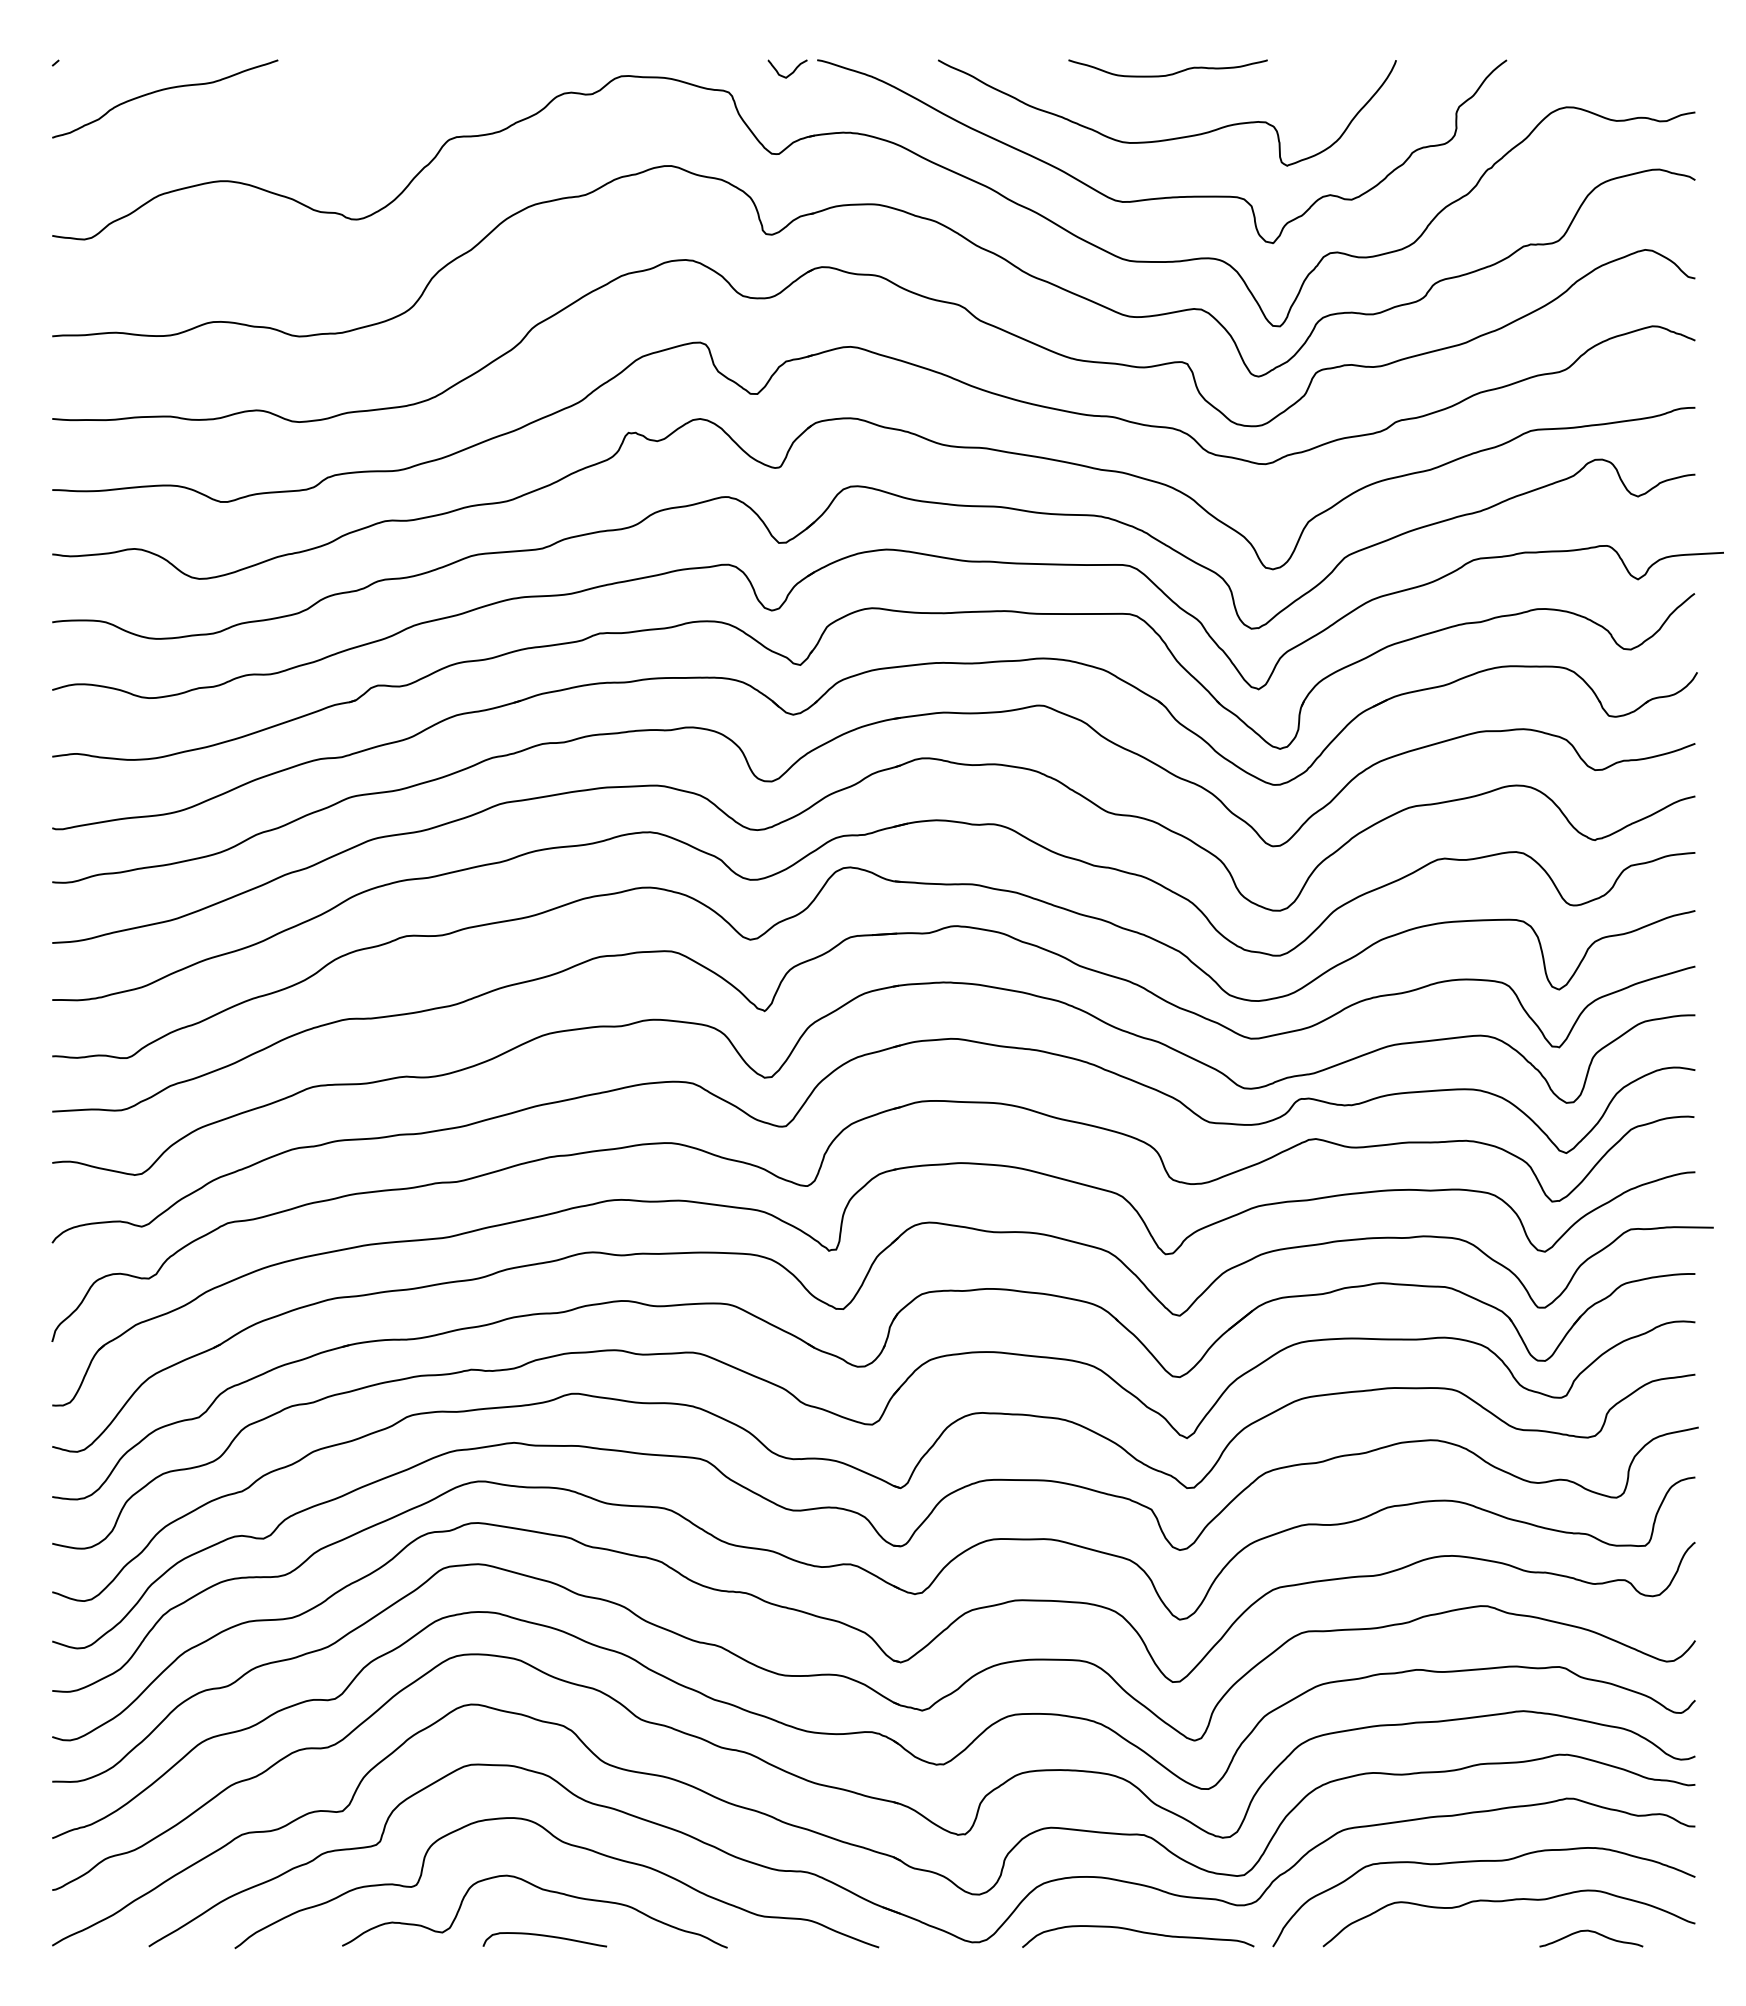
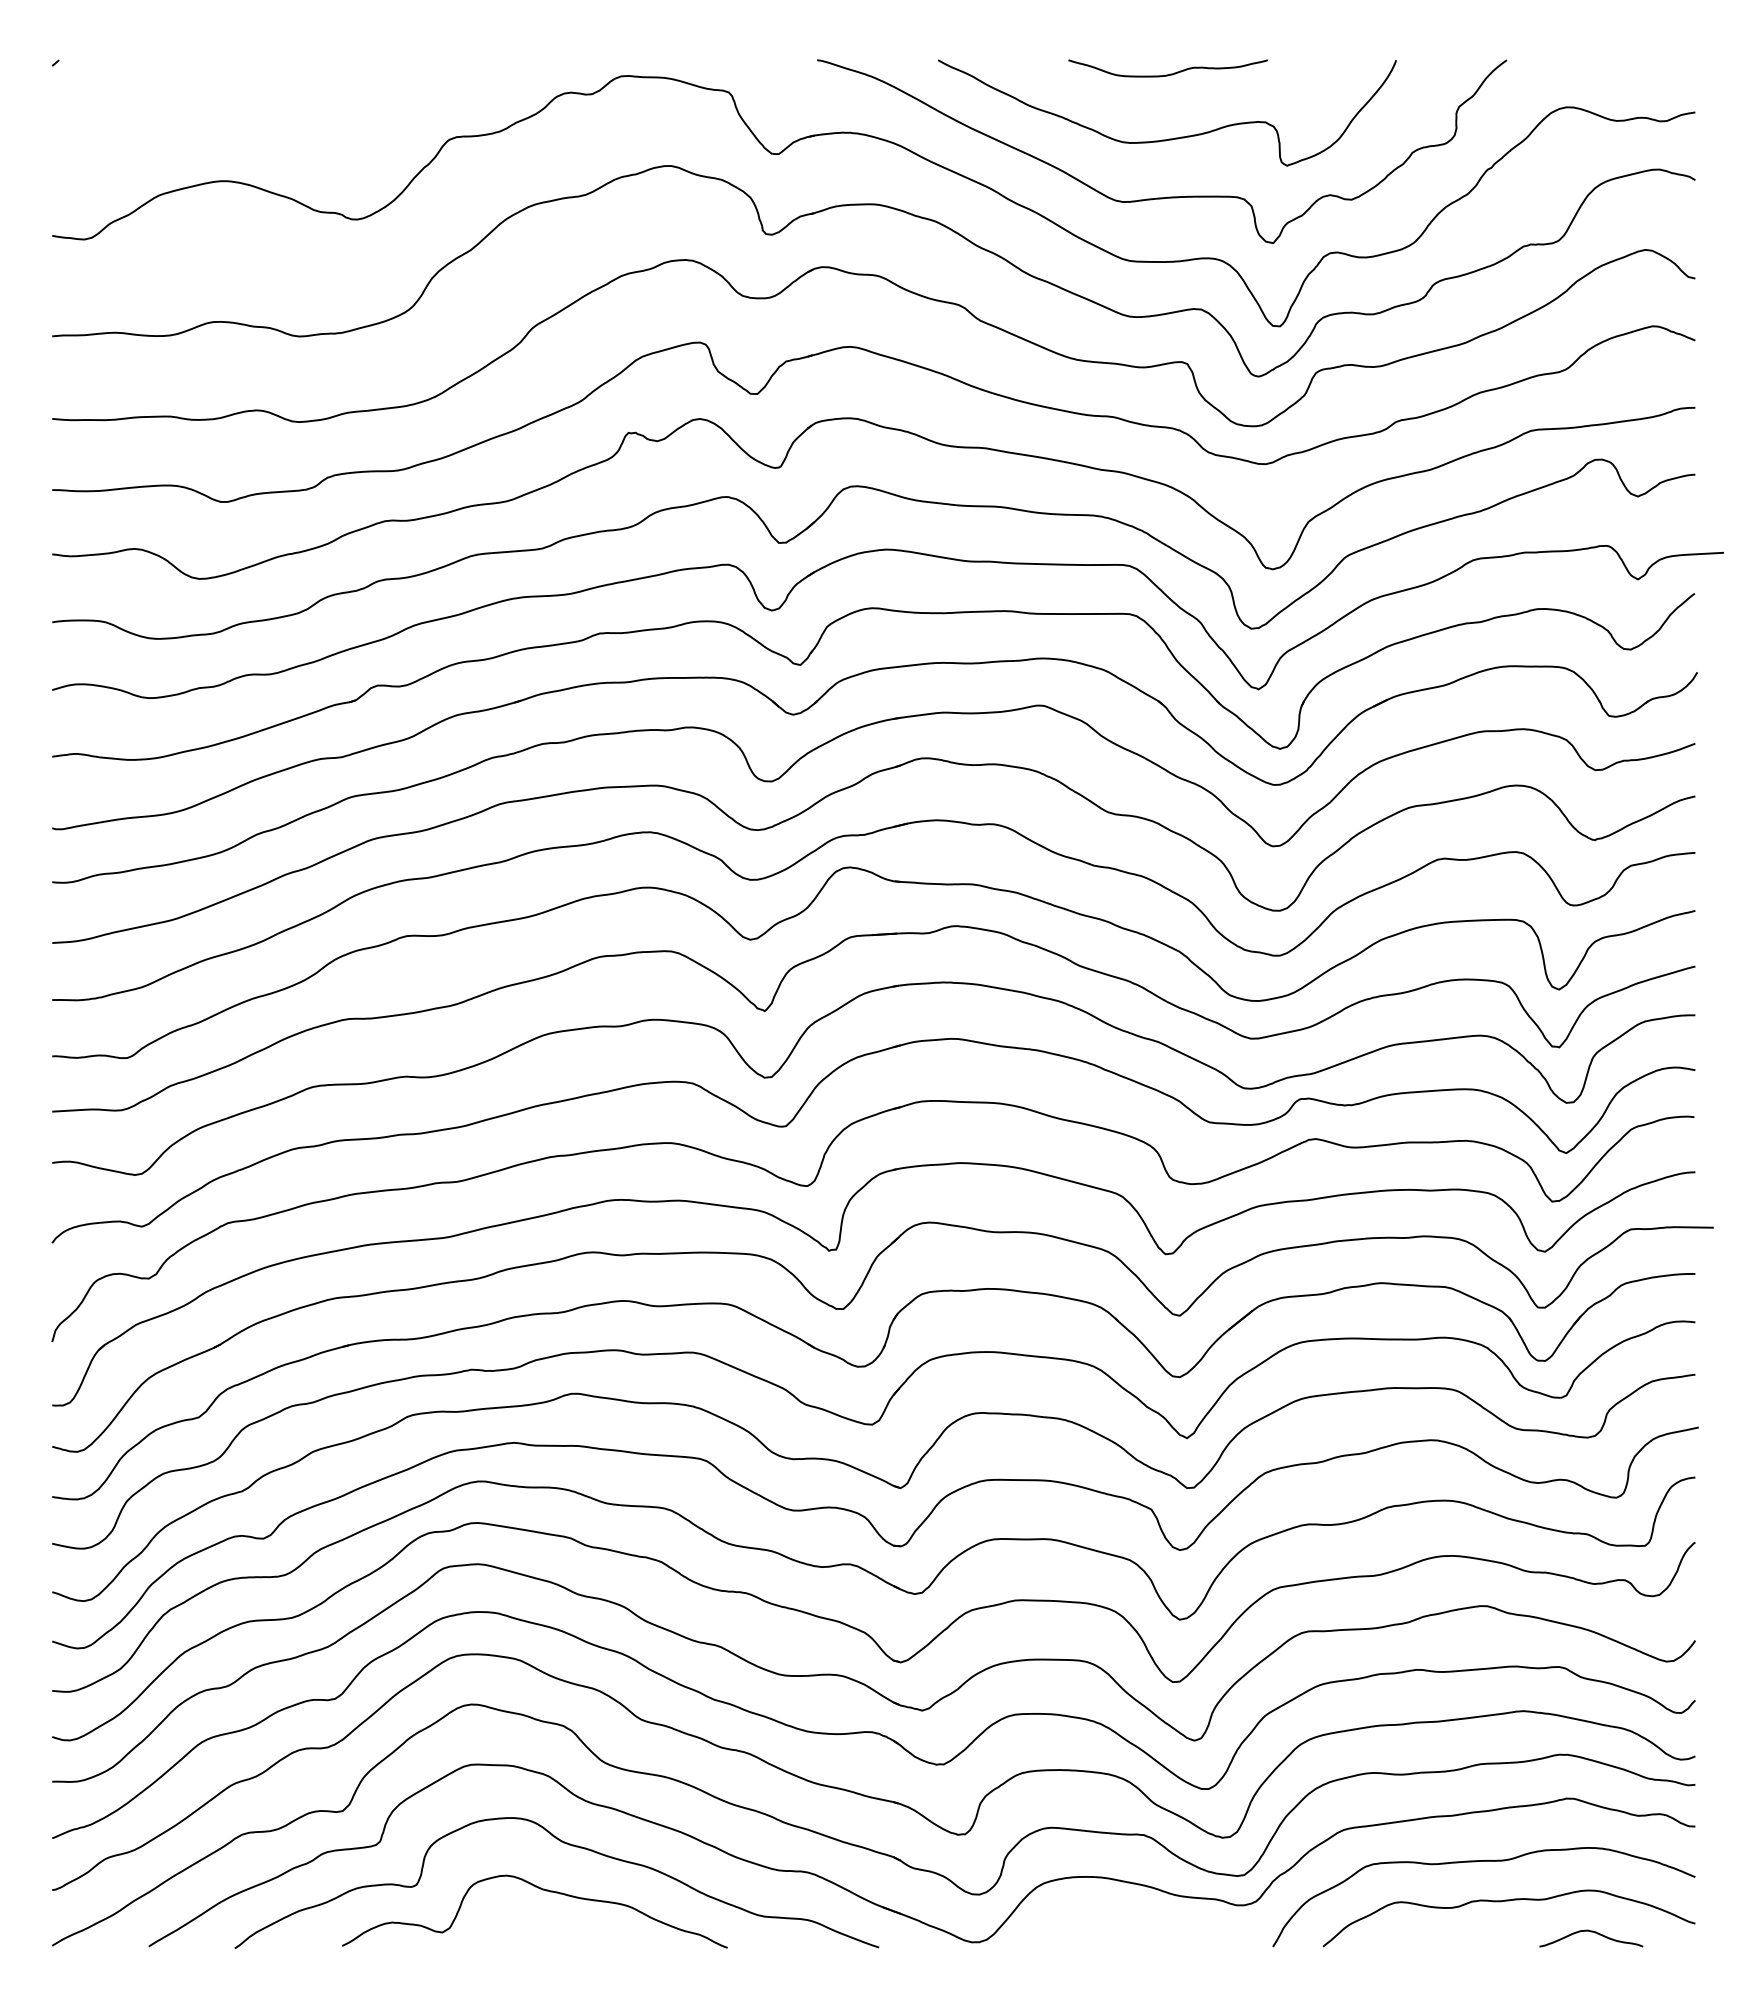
curve: present -> none (791, 72)
curve: present -> none (164, 90)
curve: present -> none (1138, 1932)
curve: present -> none (544, 1936)
